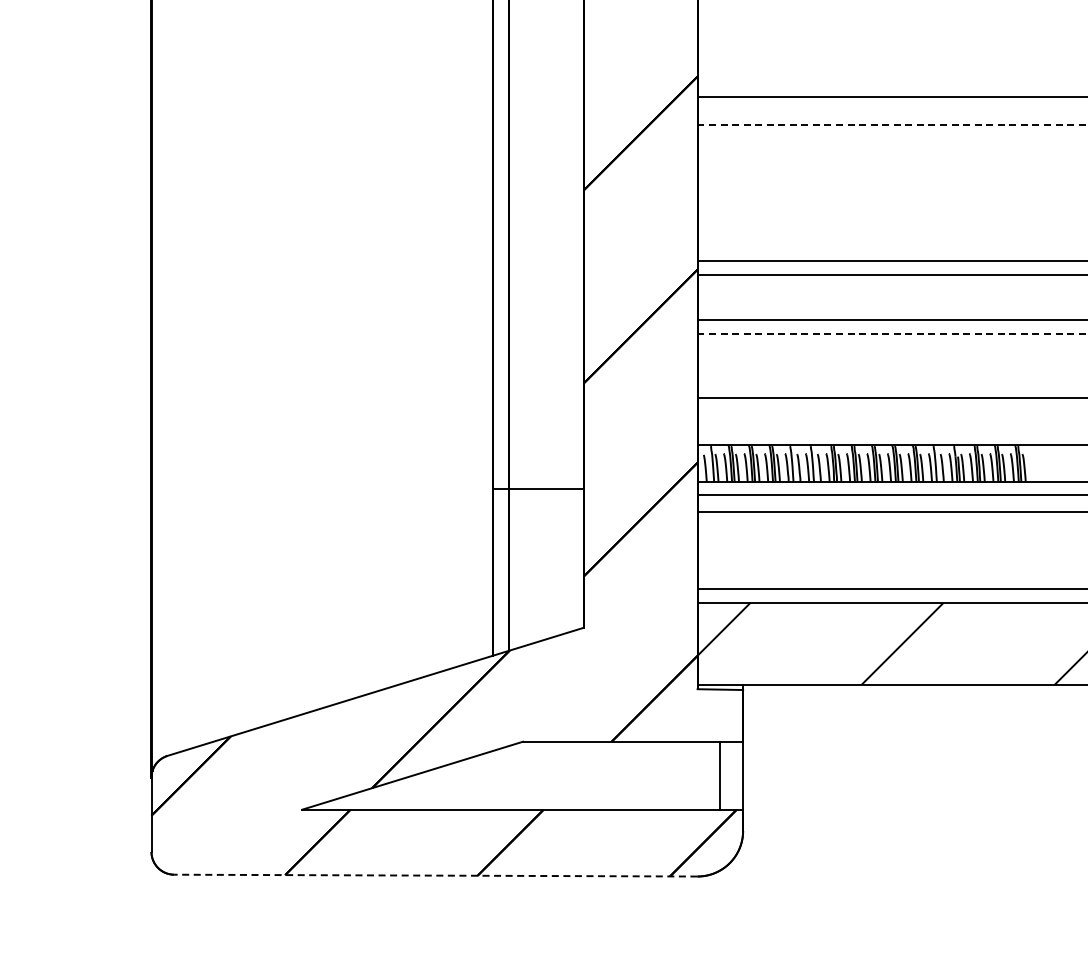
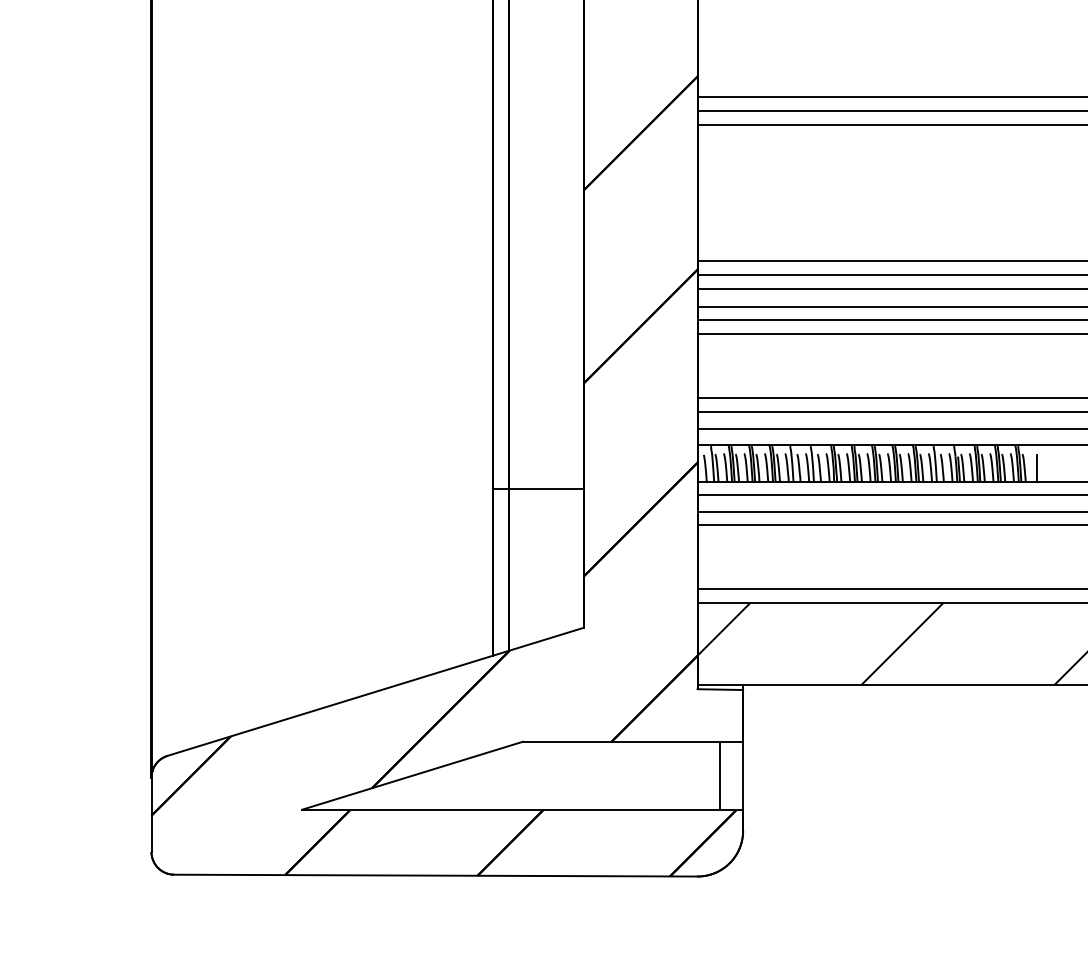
line: none -> present (890, 111)
line: dashed -> solid (891, 124)
line: none -> present (890, 288)
line: none -> present (890, 306)
line: dashed -> solid (891, 334)
line: none -> present (890, 411)
line: none -> present (890, 428)
line: none -> present (1036, 468)
line: none -> present (890, 525)
line: dashed -> solid (435, 875)
